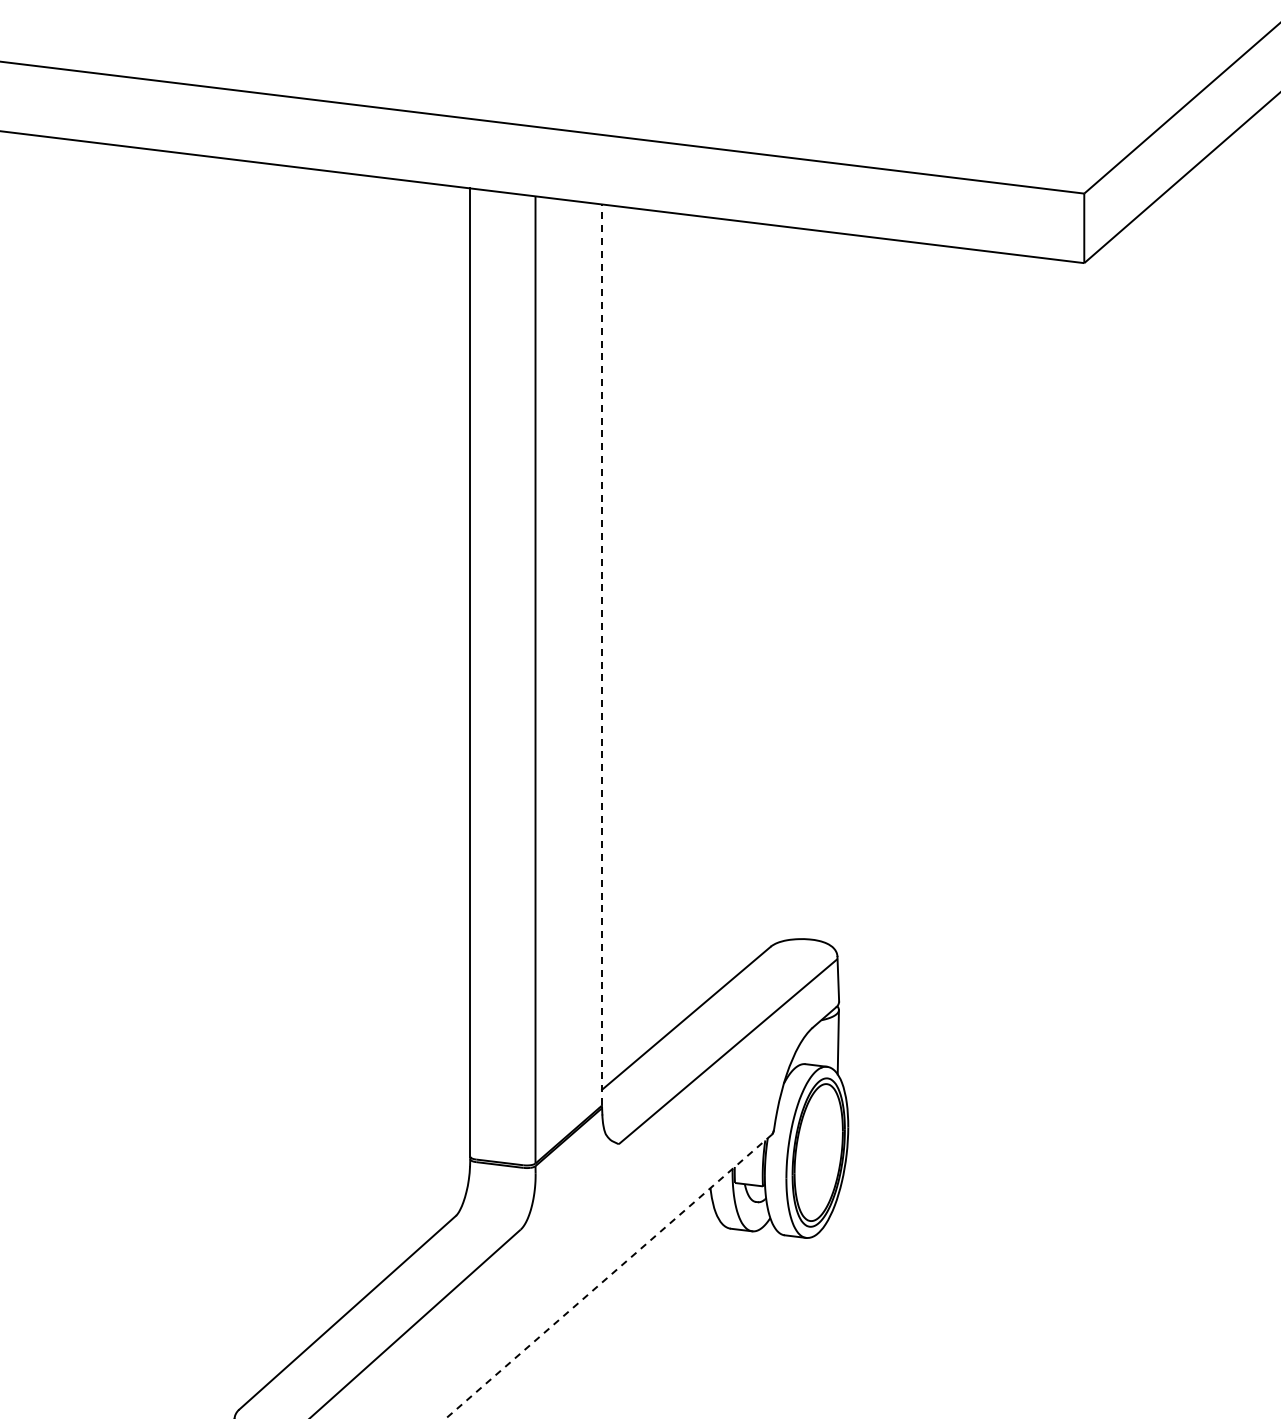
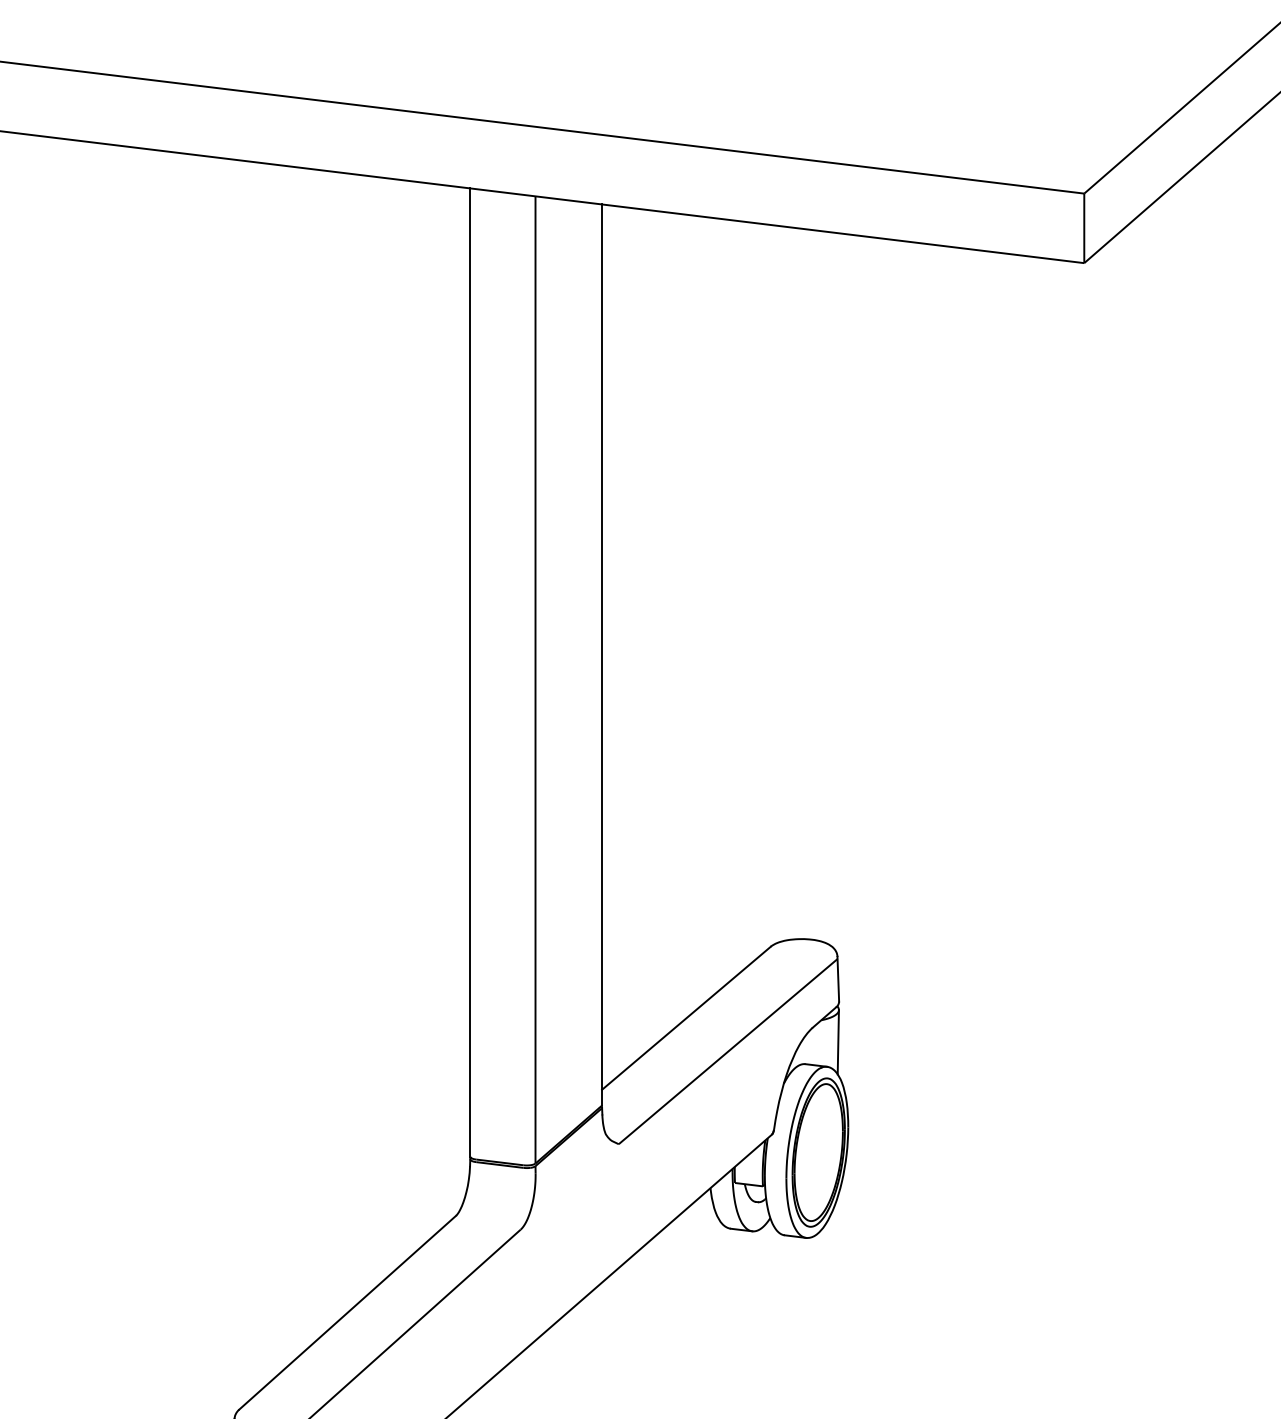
line: dashed -> solid (602, 654)
line: dashed -> solid (608, 1277)
